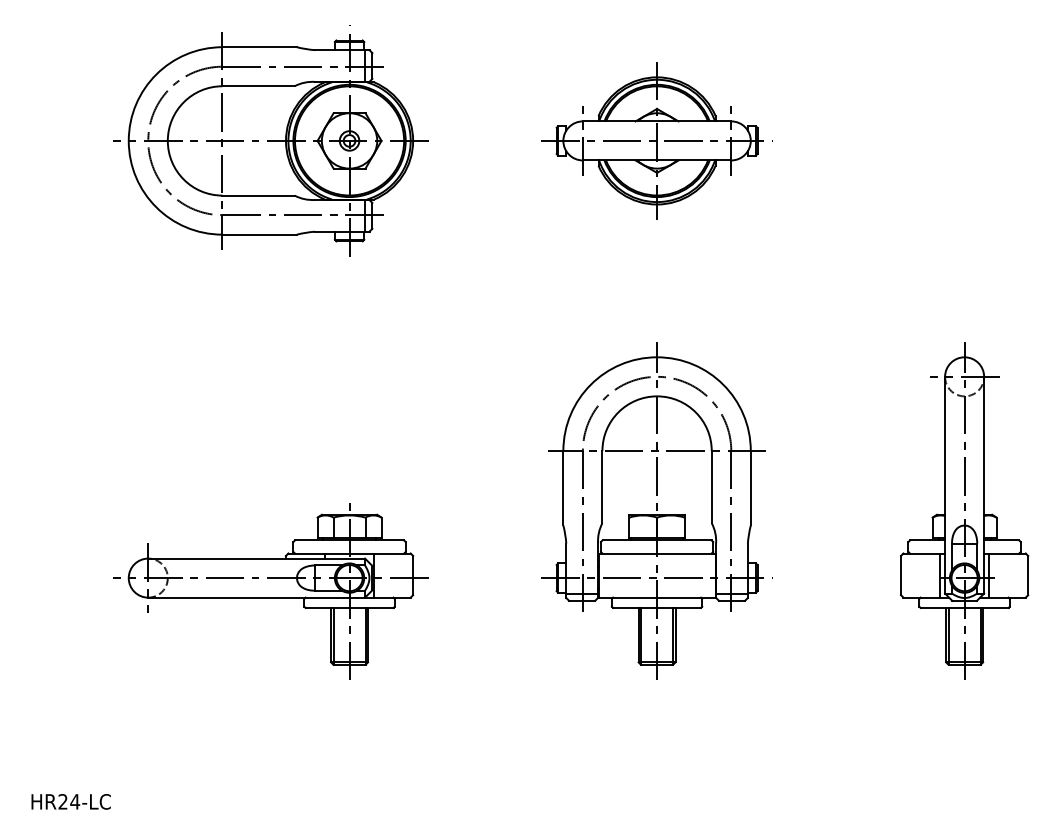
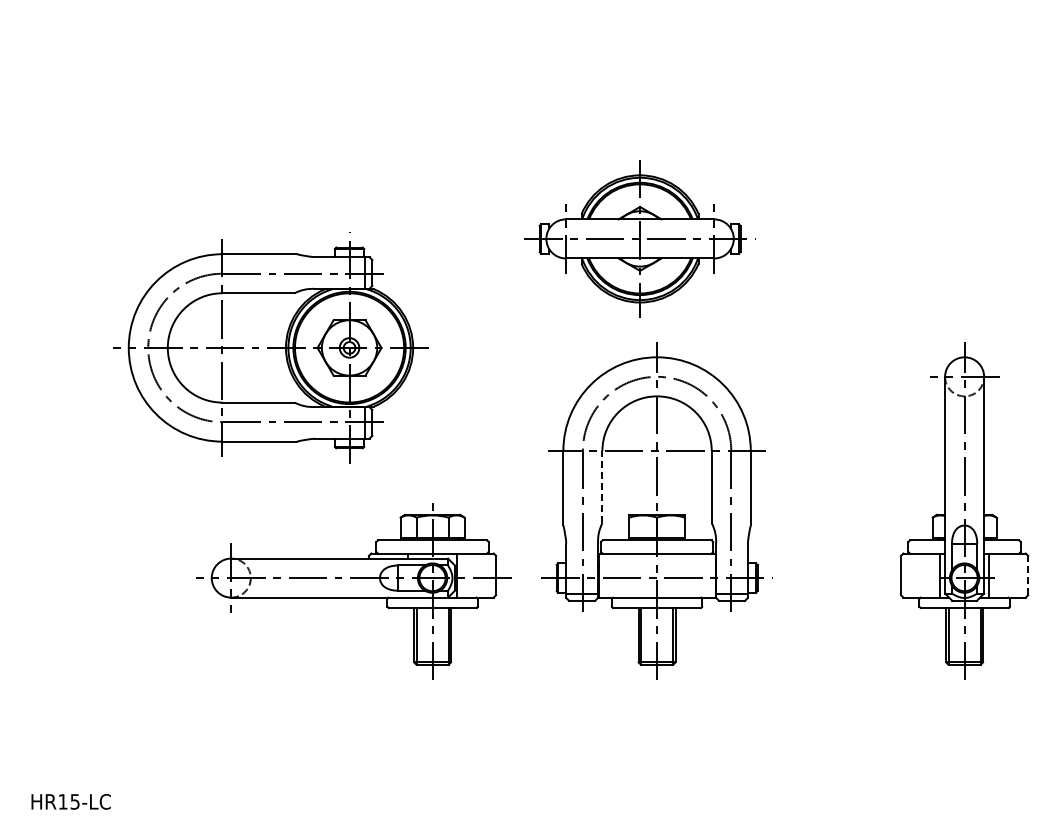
part position: (270, 140) -> (270, 347) (270, 347)
part position: (656, 140) -> (639, 238) (639, 238)
line: solid -> dashed (602, 486)
line: solid -> dashed (1028, 575)
part position: (270, 591) -> (353, 591) (353, 591)
text: HR24-LC -> HR15-LC (69, 801)
